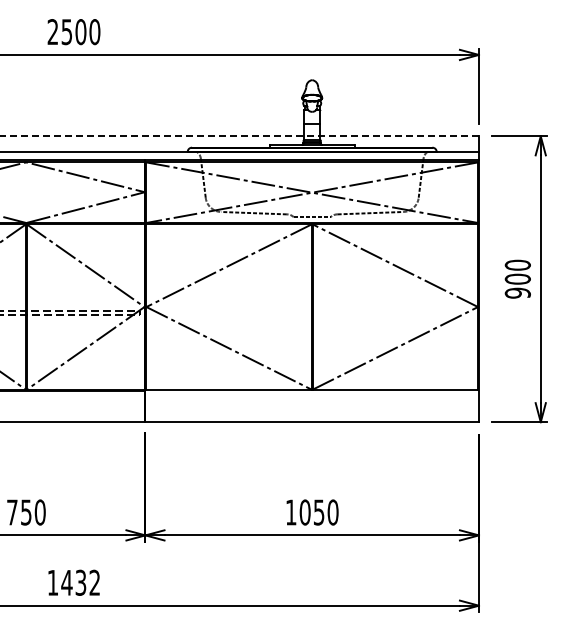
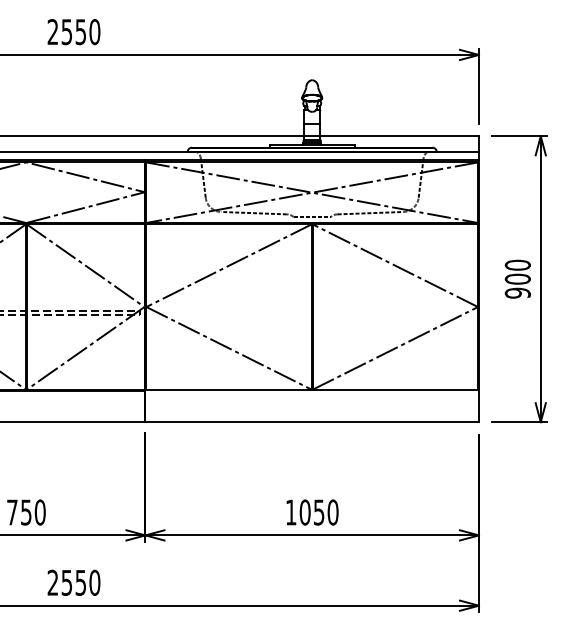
text: 2500 -> 2550 (80, 32)
line: dashed -> solid (239, 136)
text: 1432 -> 2550 (73, 582)
